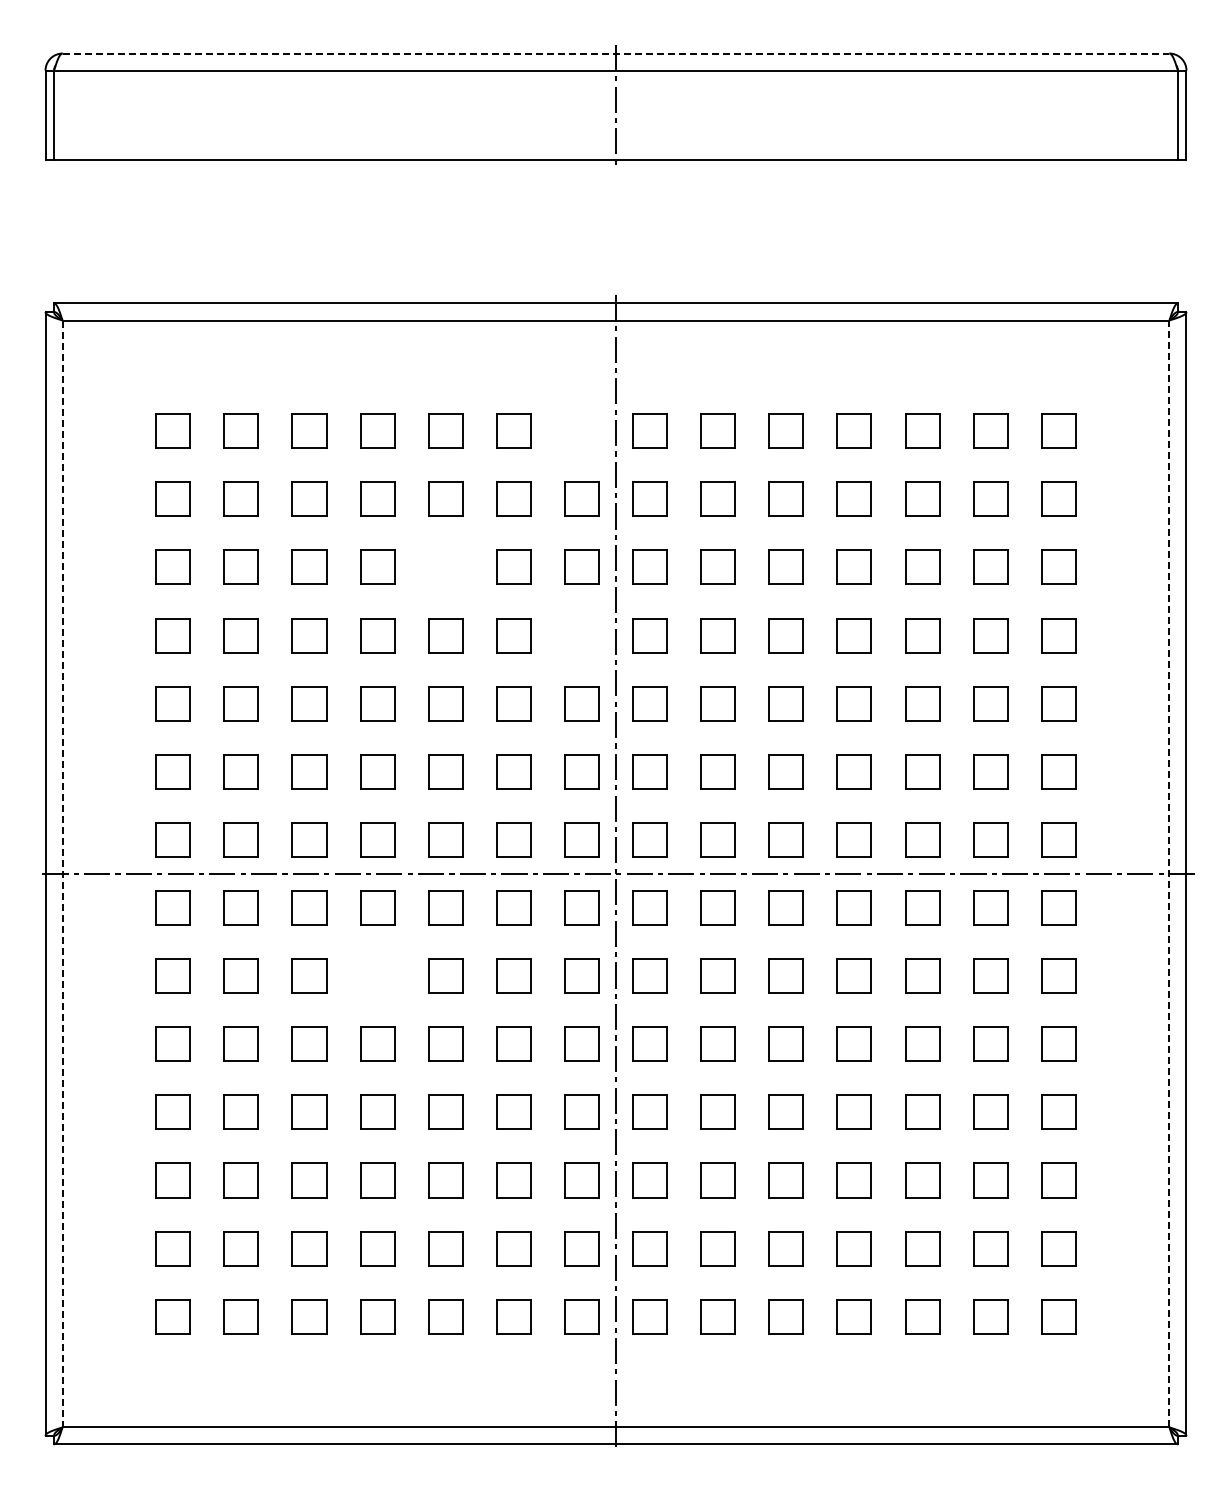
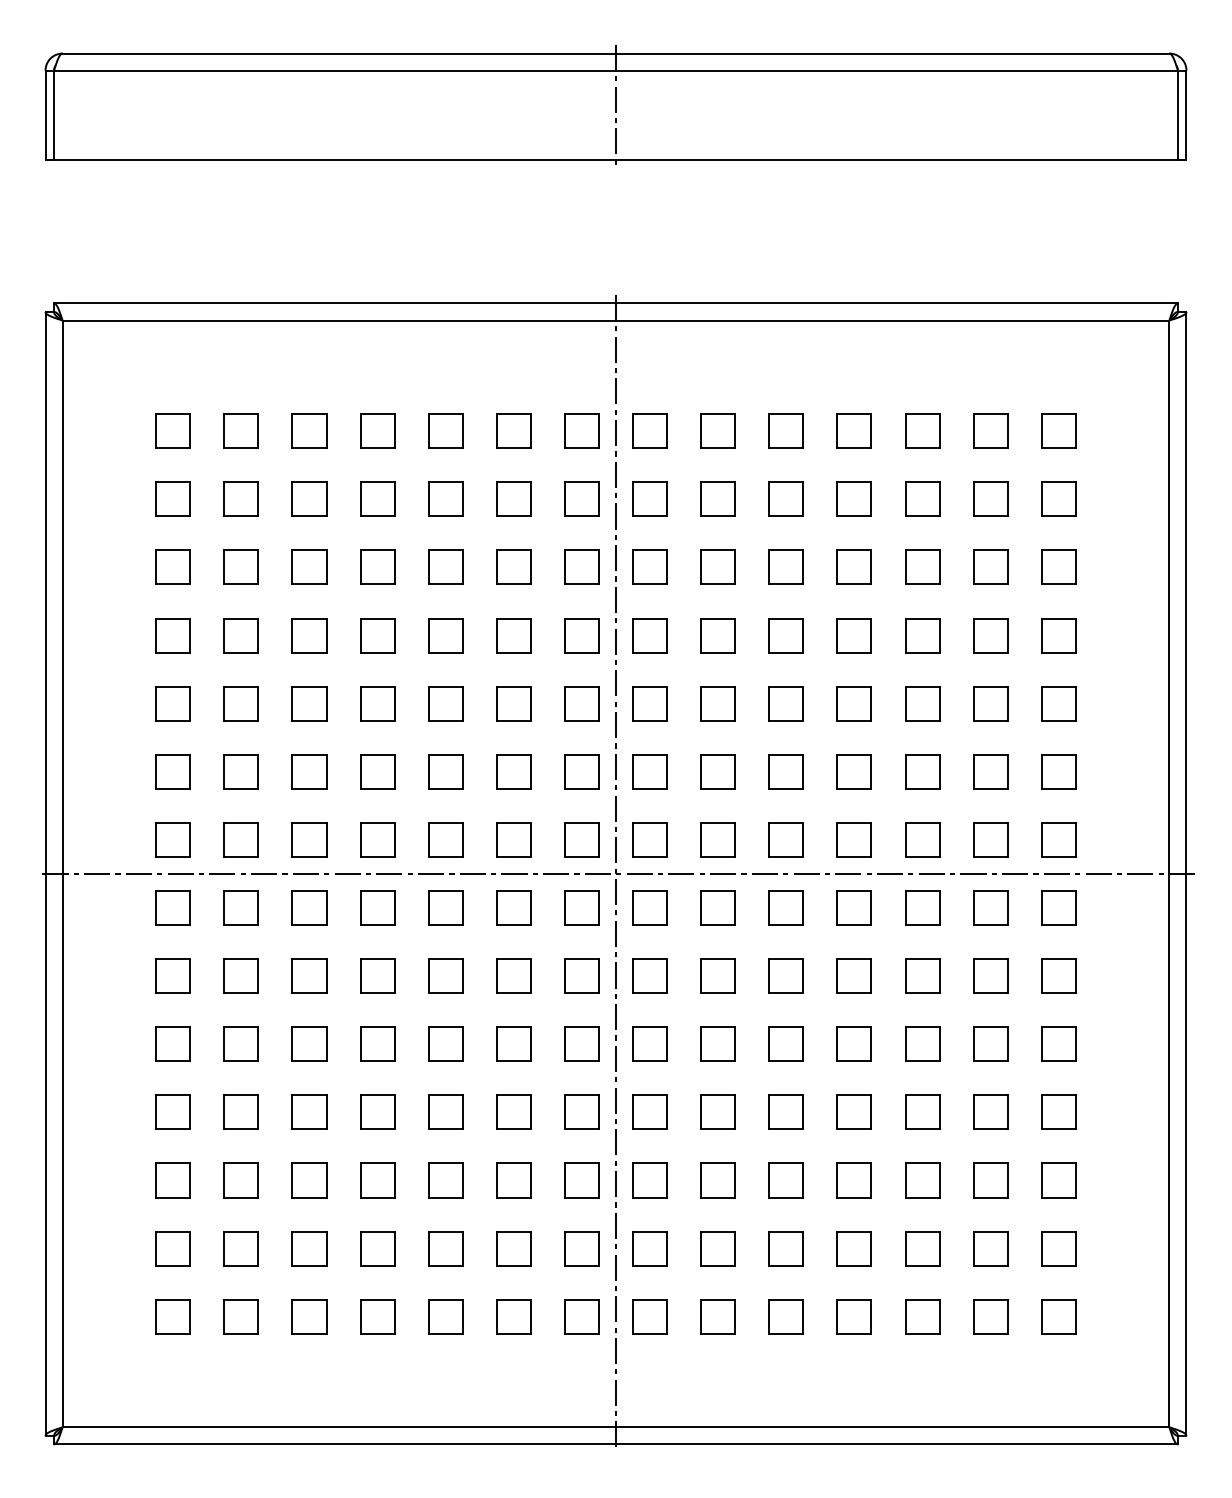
line: dashed -> solid (616, 53)
part: none -> present (581, 430)
part: none -> present (445, 566)
part: none -> present (581, 635)
line: dashed -> solid (1169, 873)
line: dashed -> solid (62, 874)
part: none -> present (377, 975)
